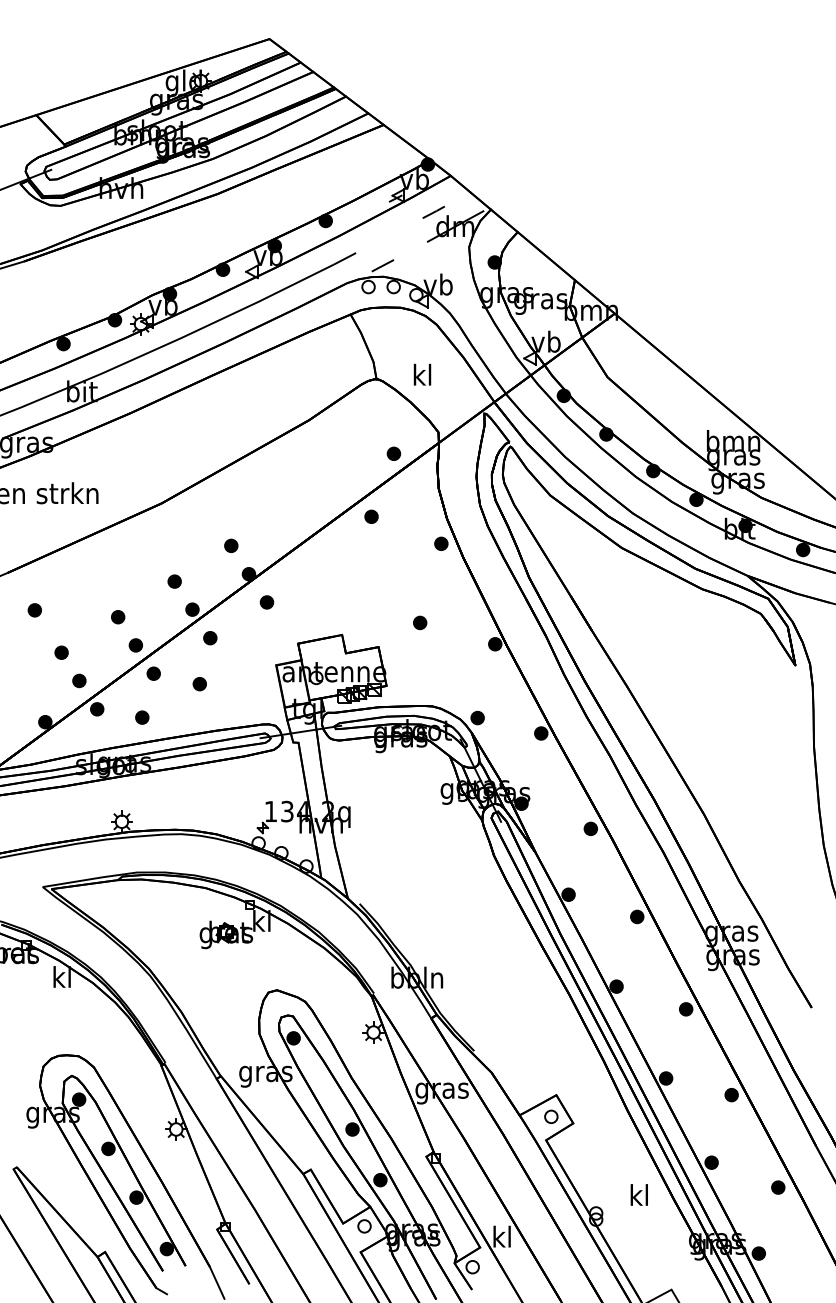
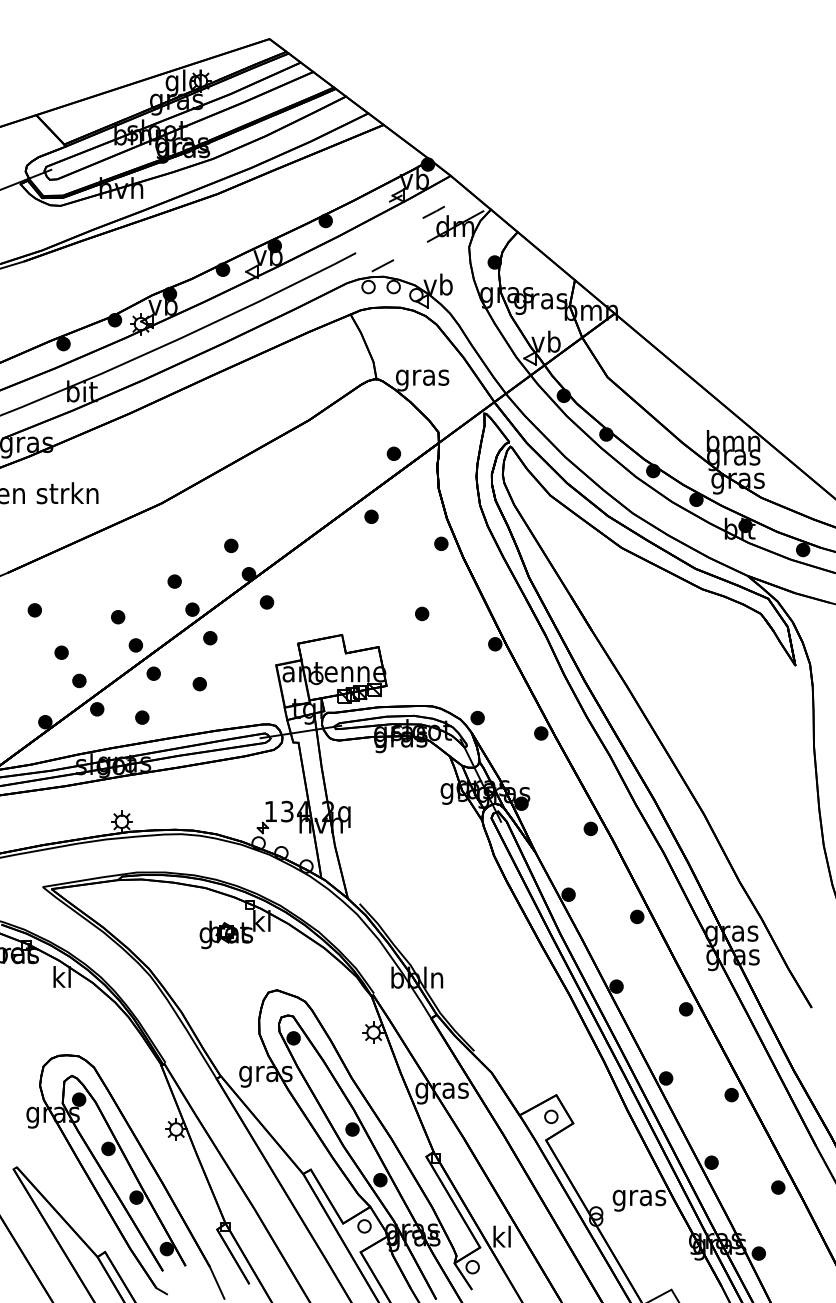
text: kl -> gras (422, 377)
part position: (420, 622) -> (422, 613) (422, 613)
text: kl -> gras (639, 1197)
